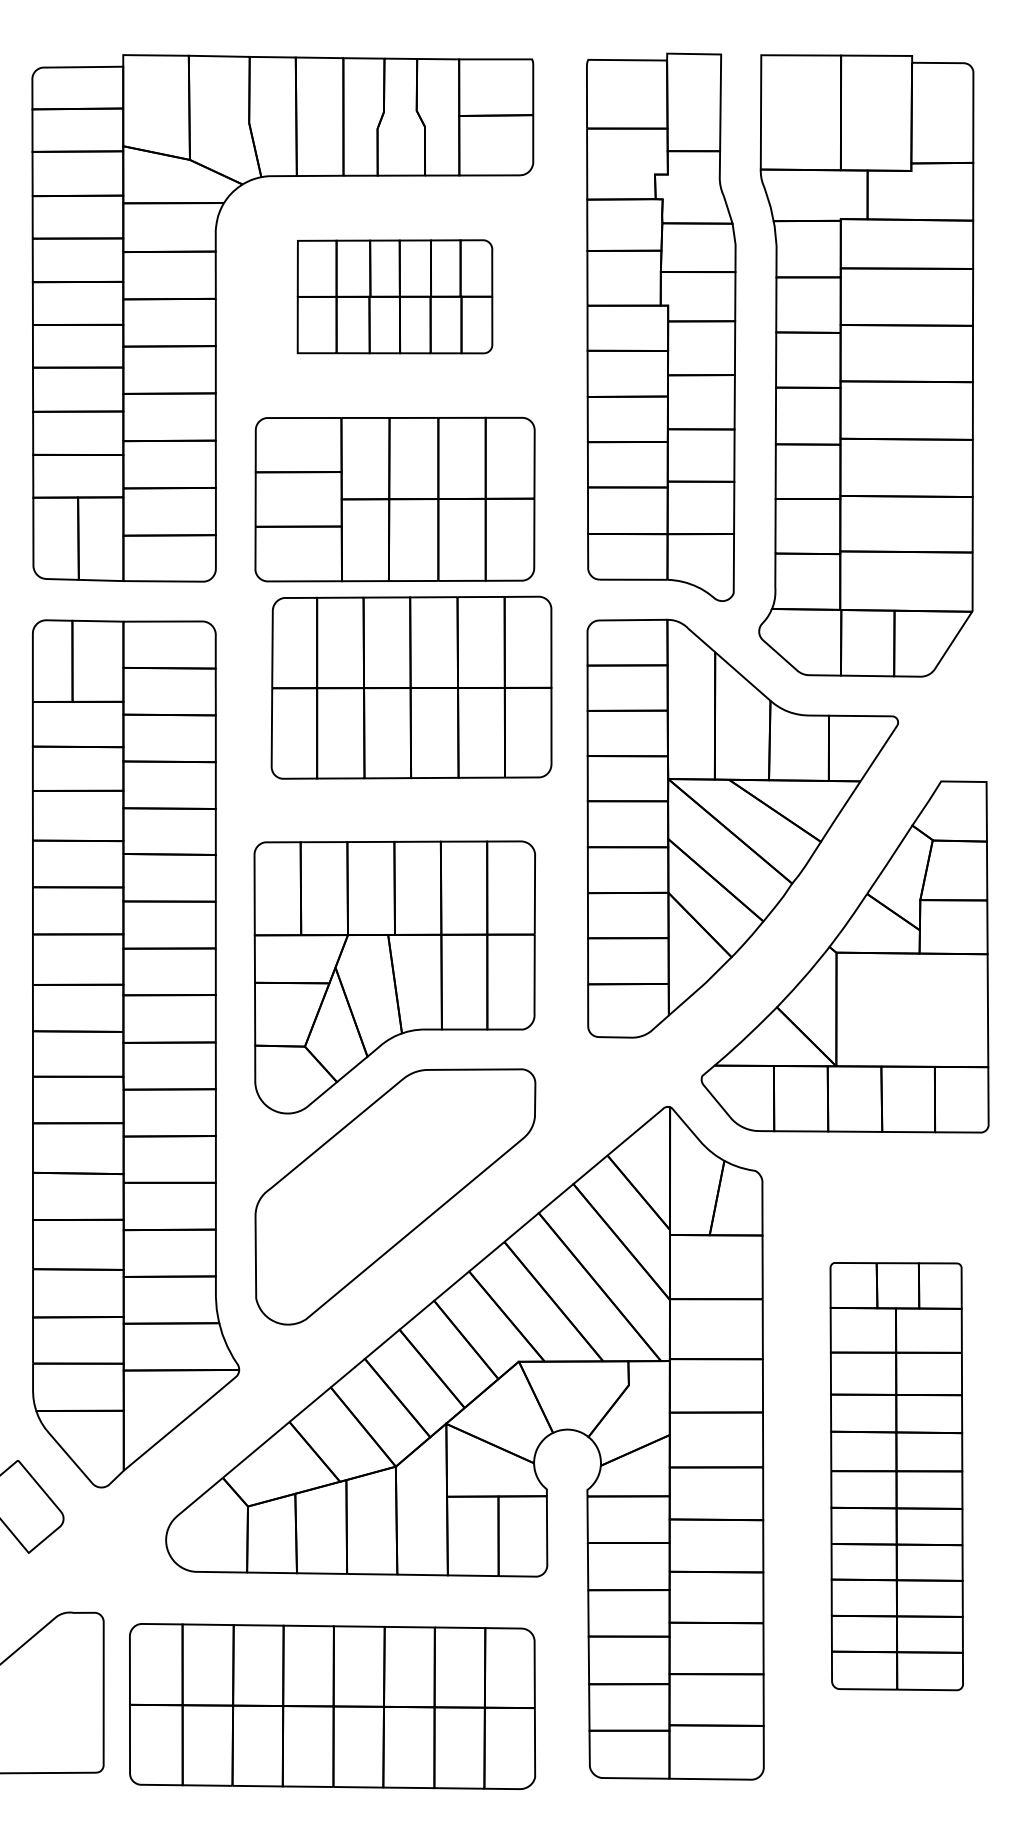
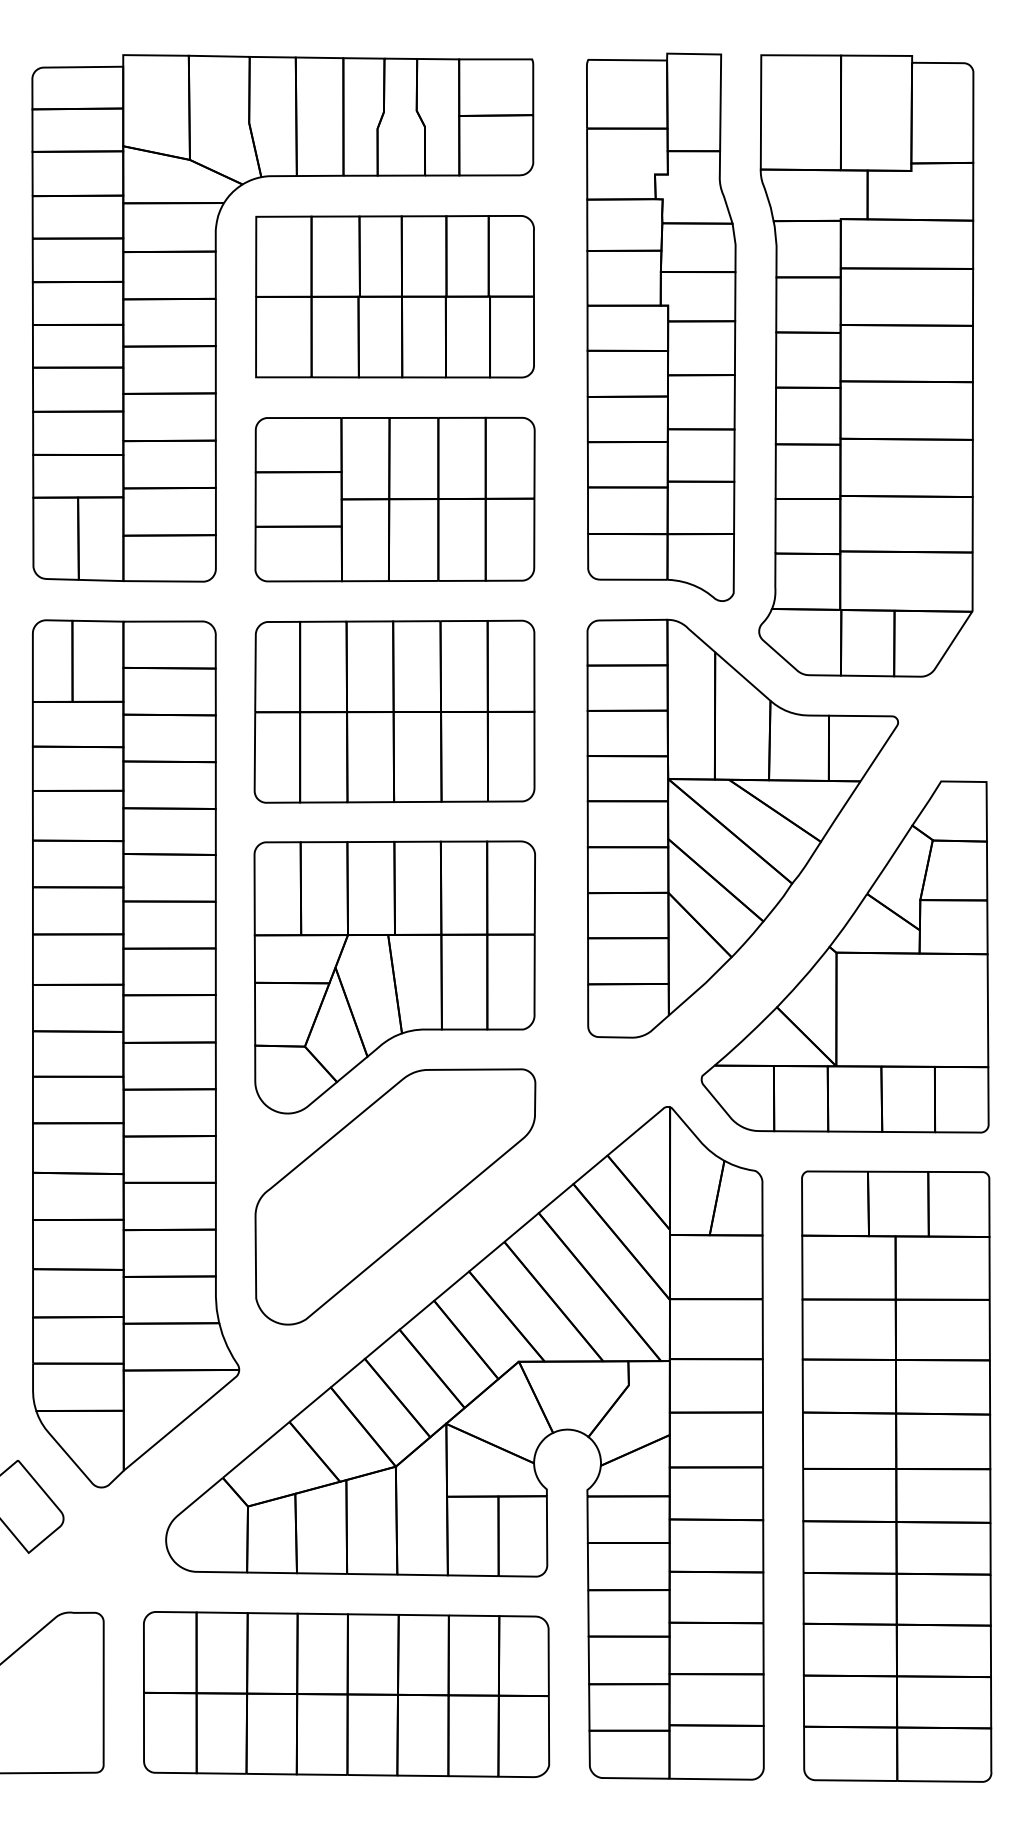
part size: 198x116 px -> 280x164 px (394, 296)
part position: (411, 687) -> (394, 711) (394, 711)
part size: 135x430 px -> 192x613 px (896, 1476)
part position: (332, 1706) -> (346, 1694) (346, 1694)
